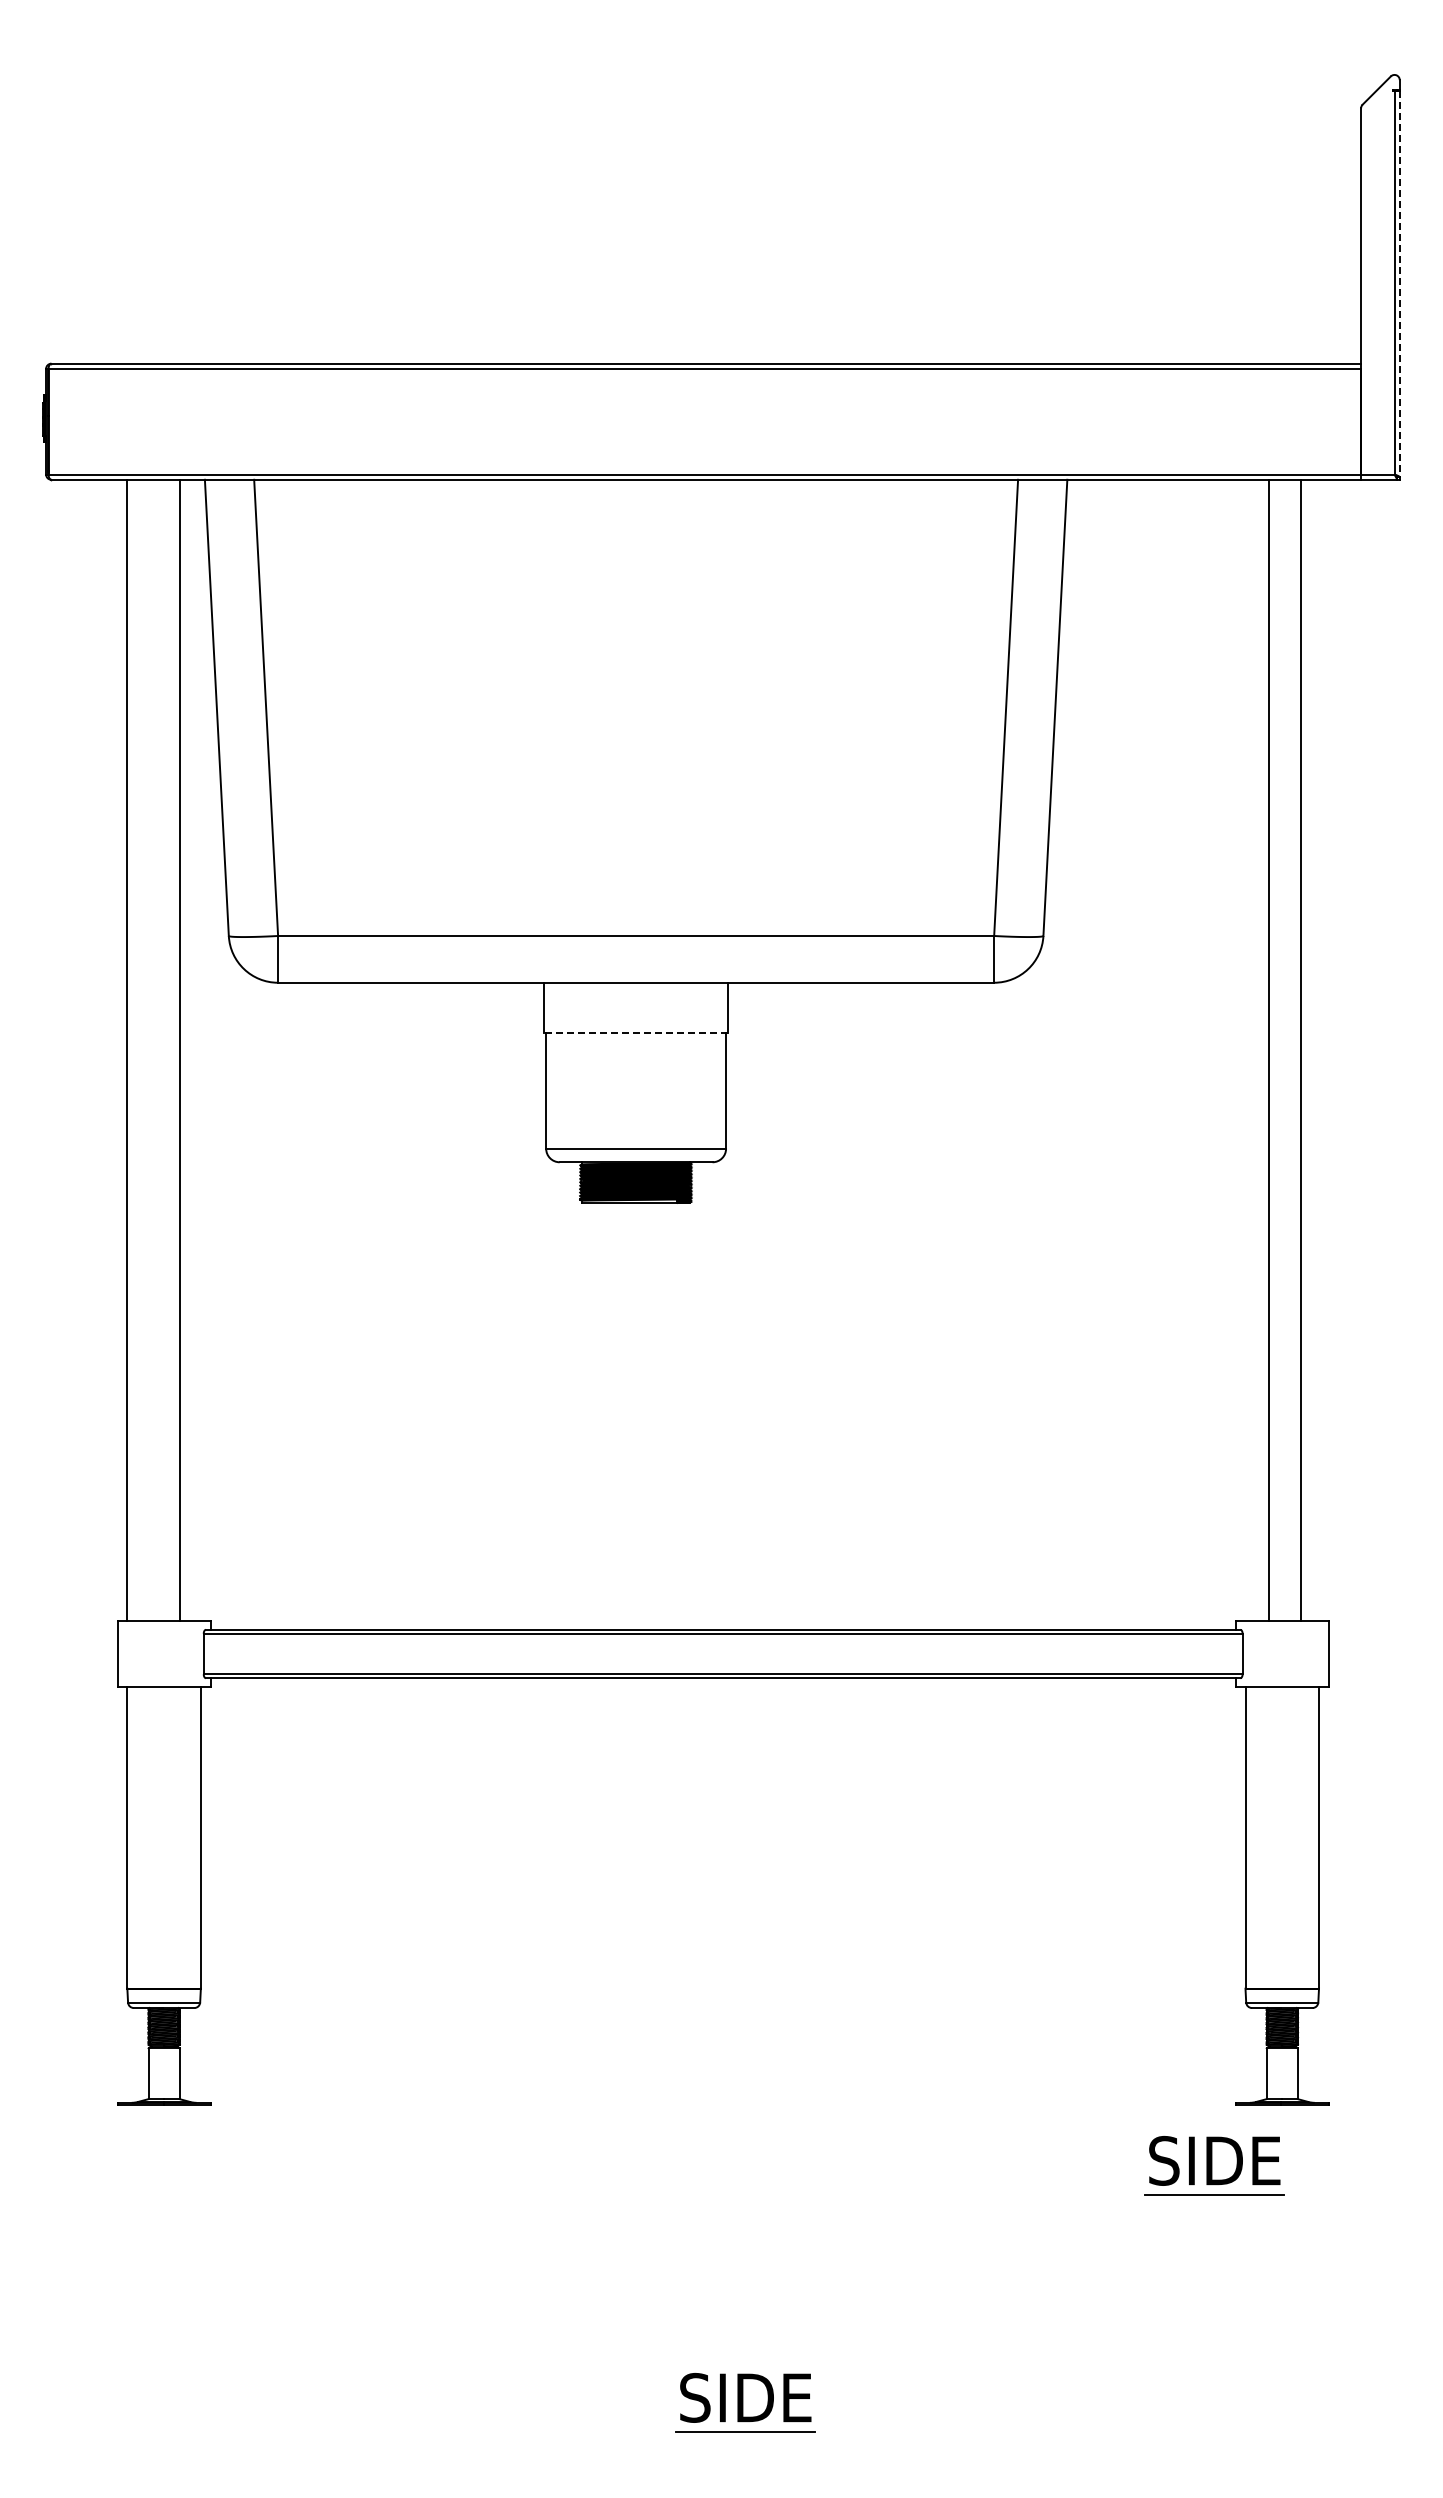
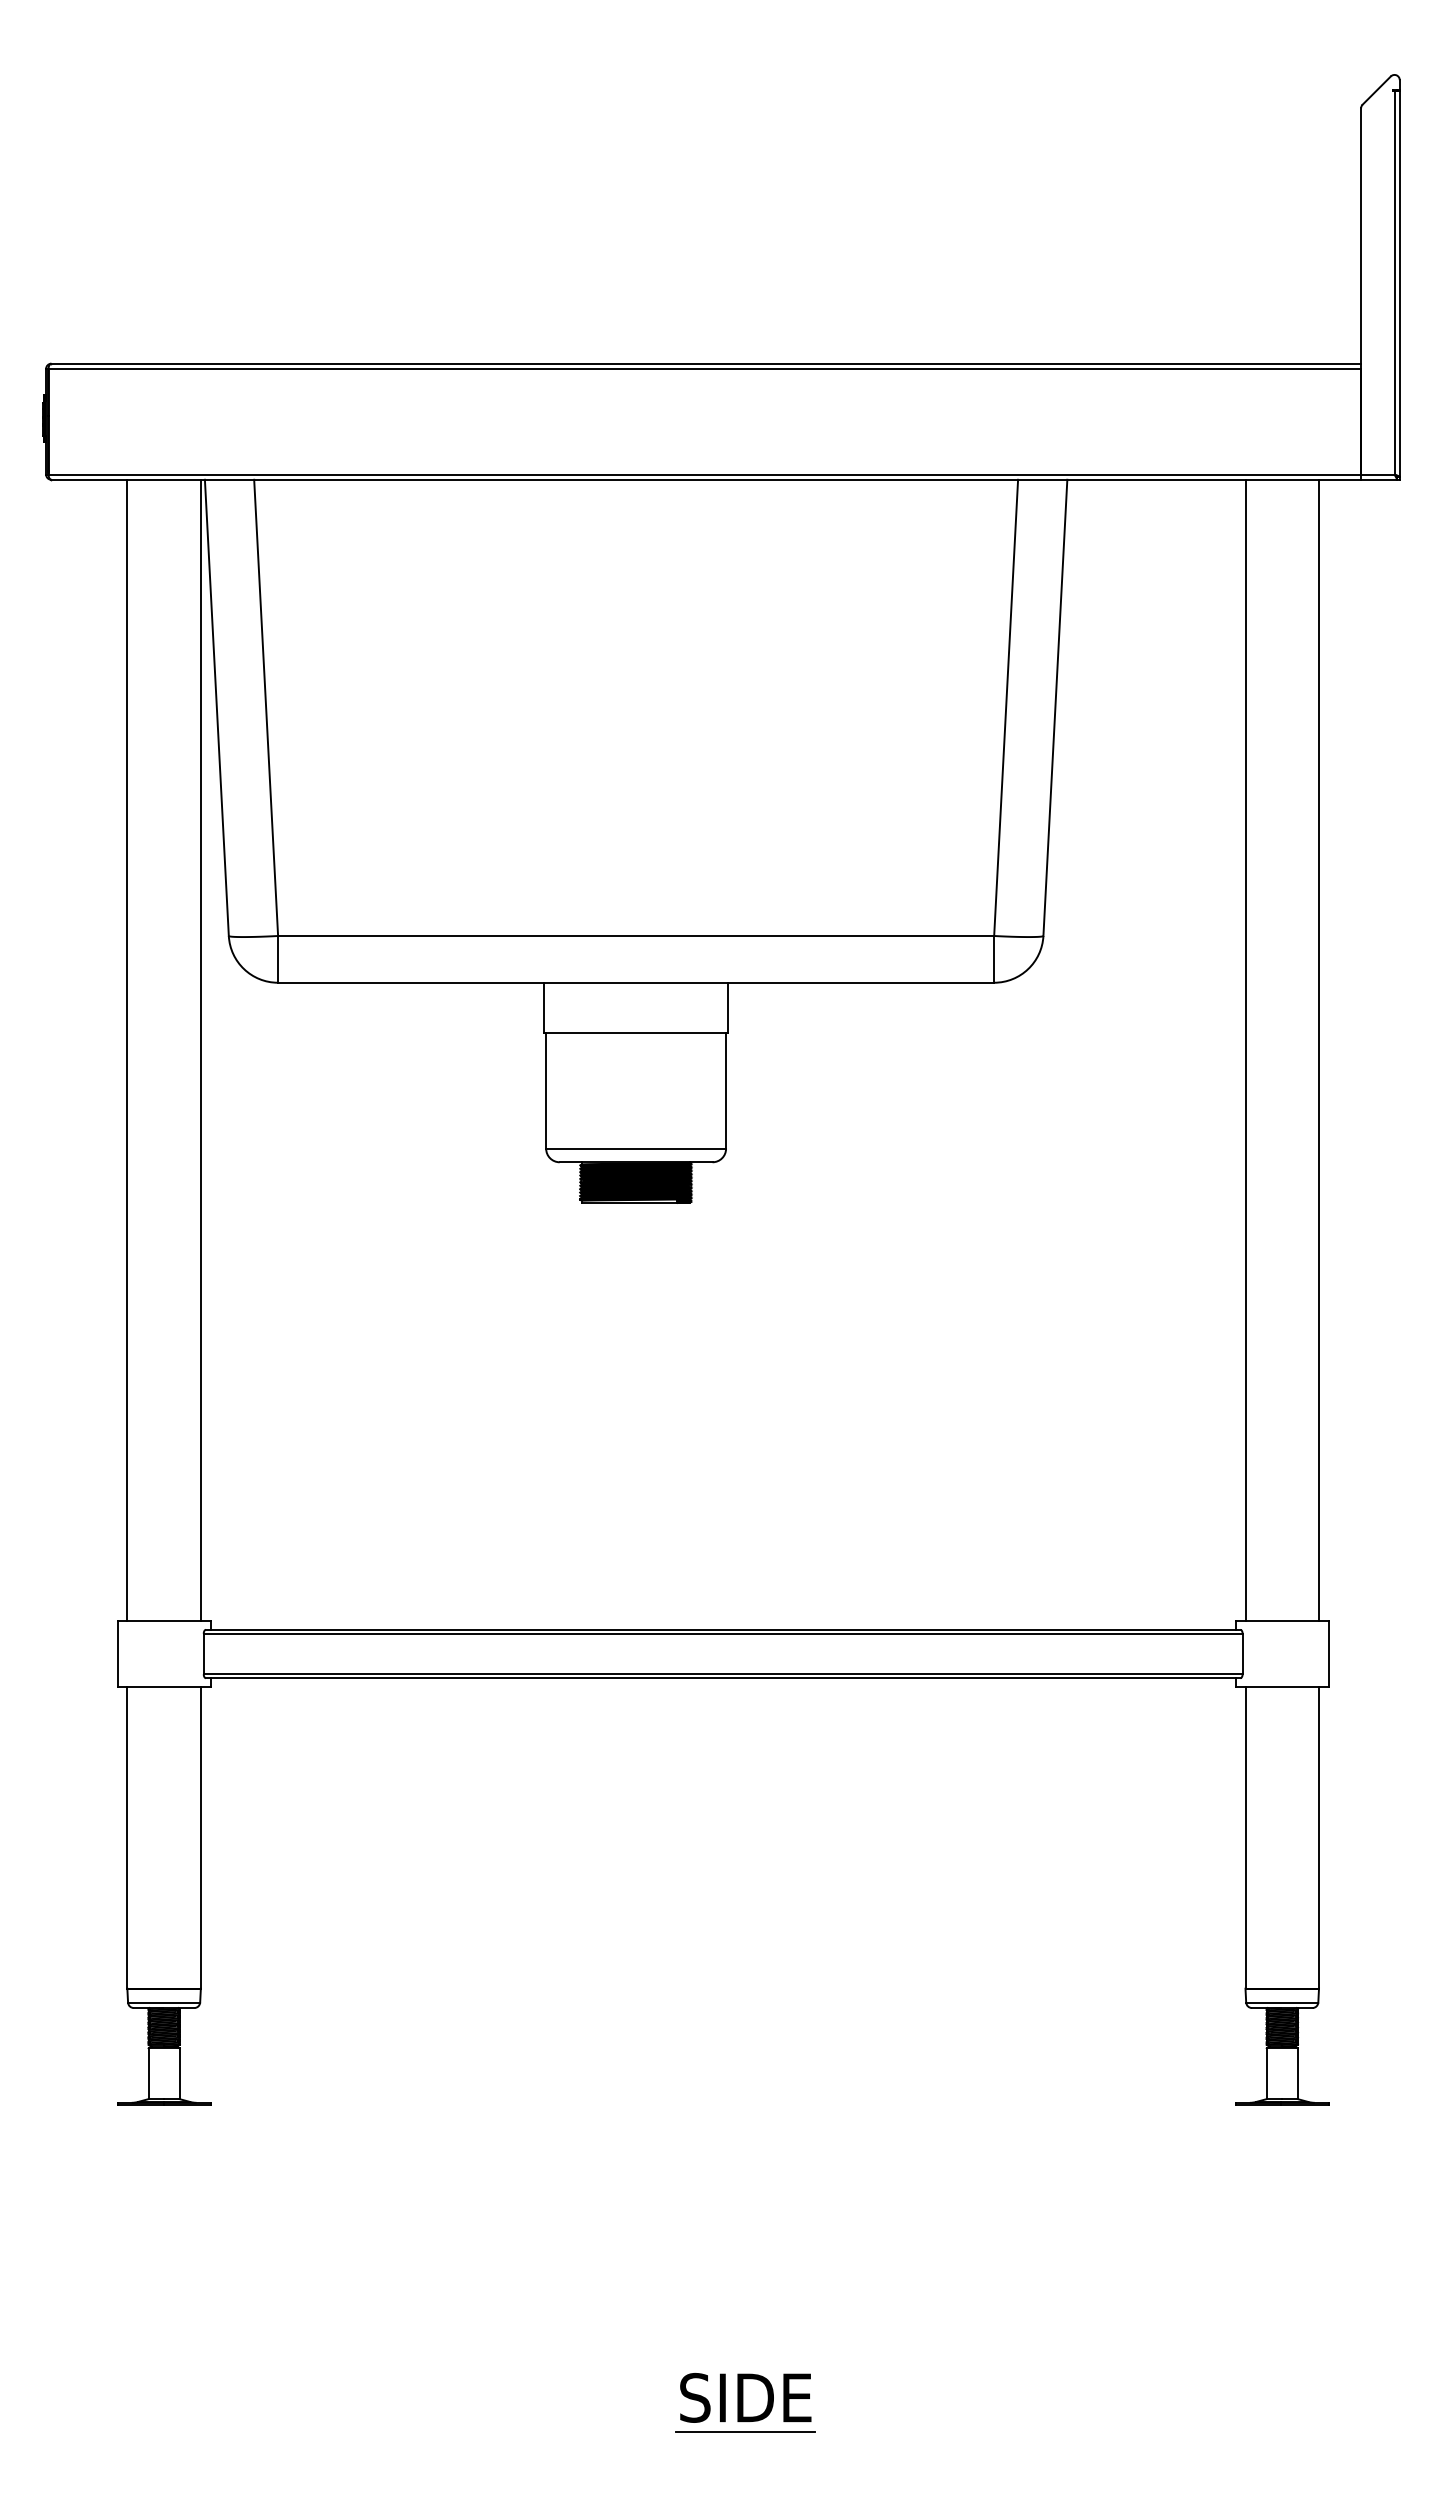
line: dashed -> solid (1399, 284)
line: dashed -> solid (636, 1032)
line position: (179, 1050) -> (200, 1050) (200, 1050)
line position: (1268, 1050) -> (1245, 1050) (1245, 1050)
line position: (1301, 1050) -> (1319, 1050) (1319, 1050)
part: present -> none (1214, 2165)
